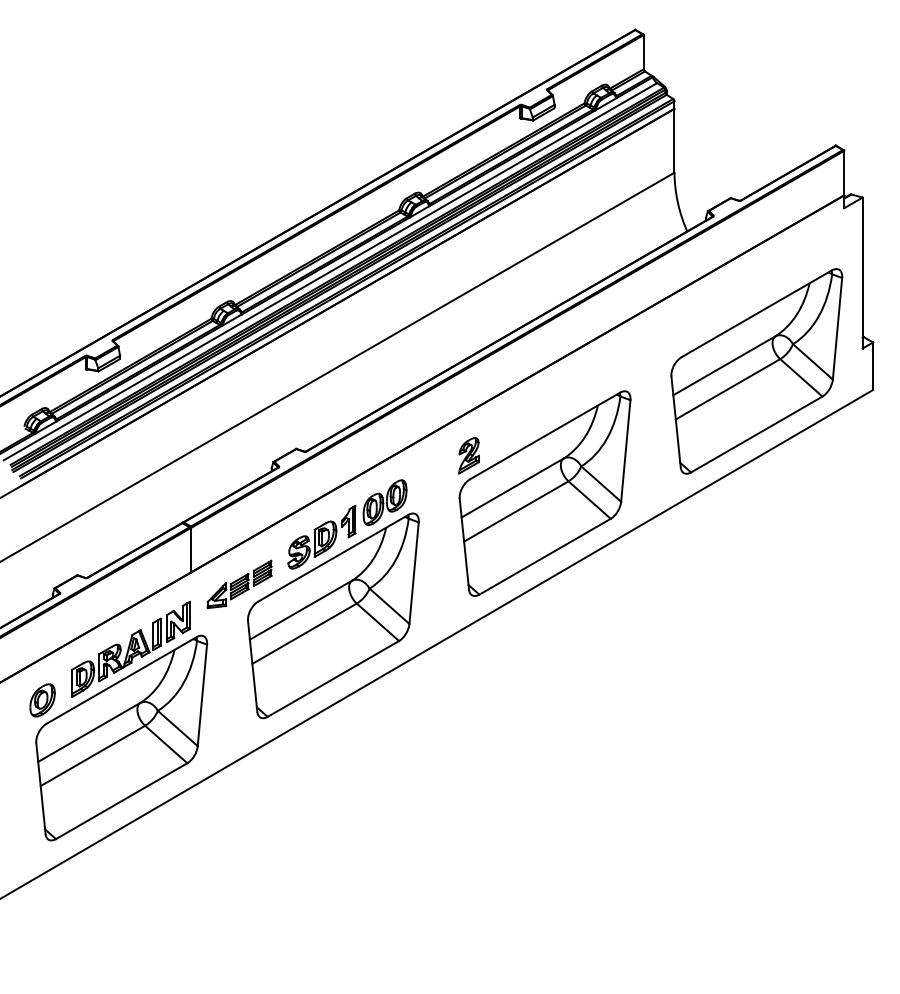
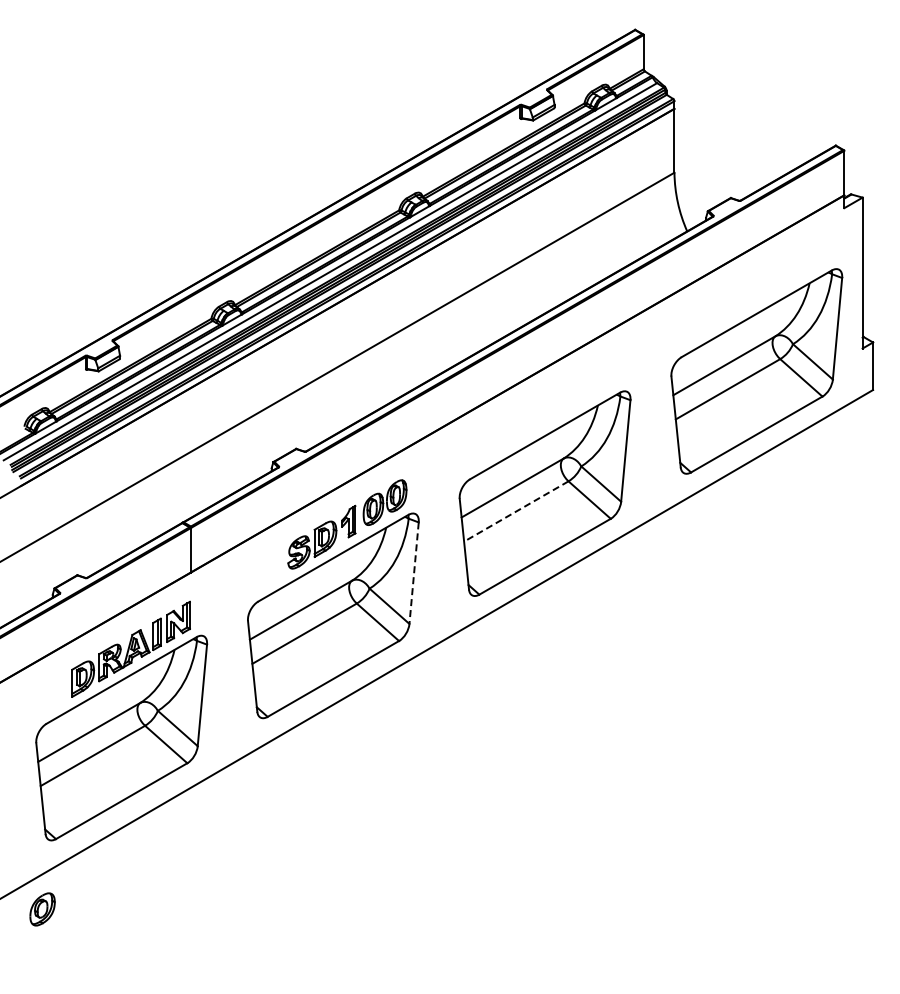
part: present -> none (468, 455)
line: solid -> dashed (515, 511)
line: solid -> dashed (414, 573)
part: present -> none (239, 584)
part position: (42, 700) -> (42, 909) (42, 909)
